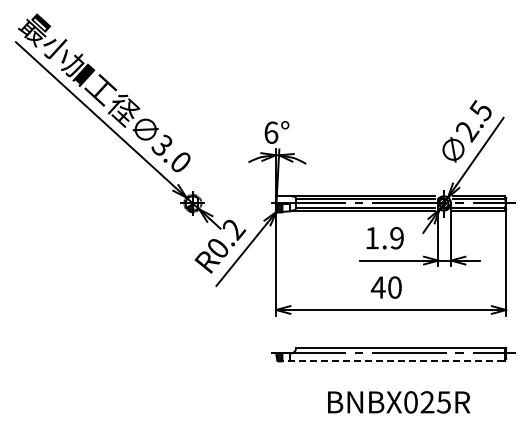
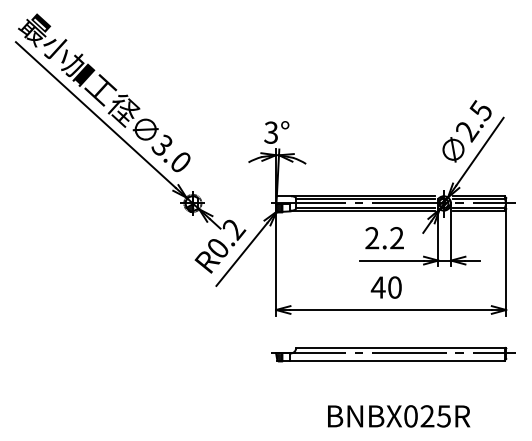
text: 6° -> 3° (271, 132)
text: 1.9 -> 2.2 (384, 238)
line: dashed -> solid (390, 360)
text position: (399, 402) -> (399, 416) (399, 416)
